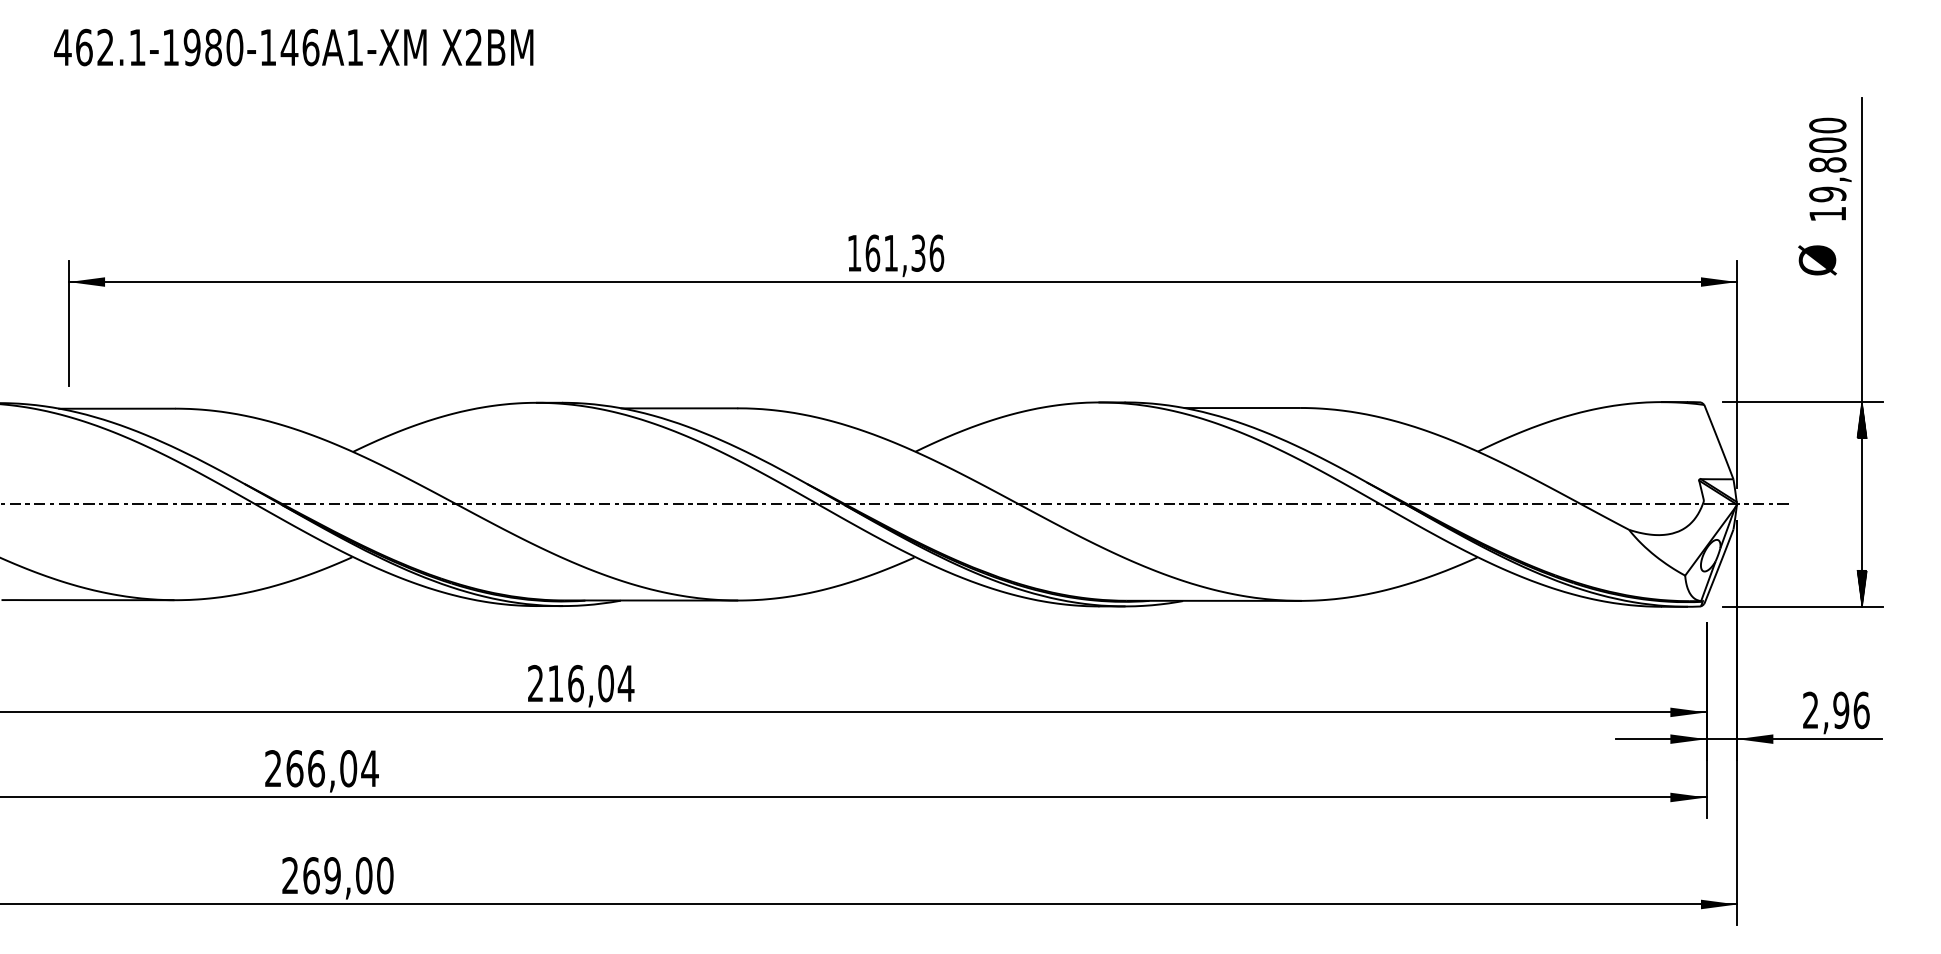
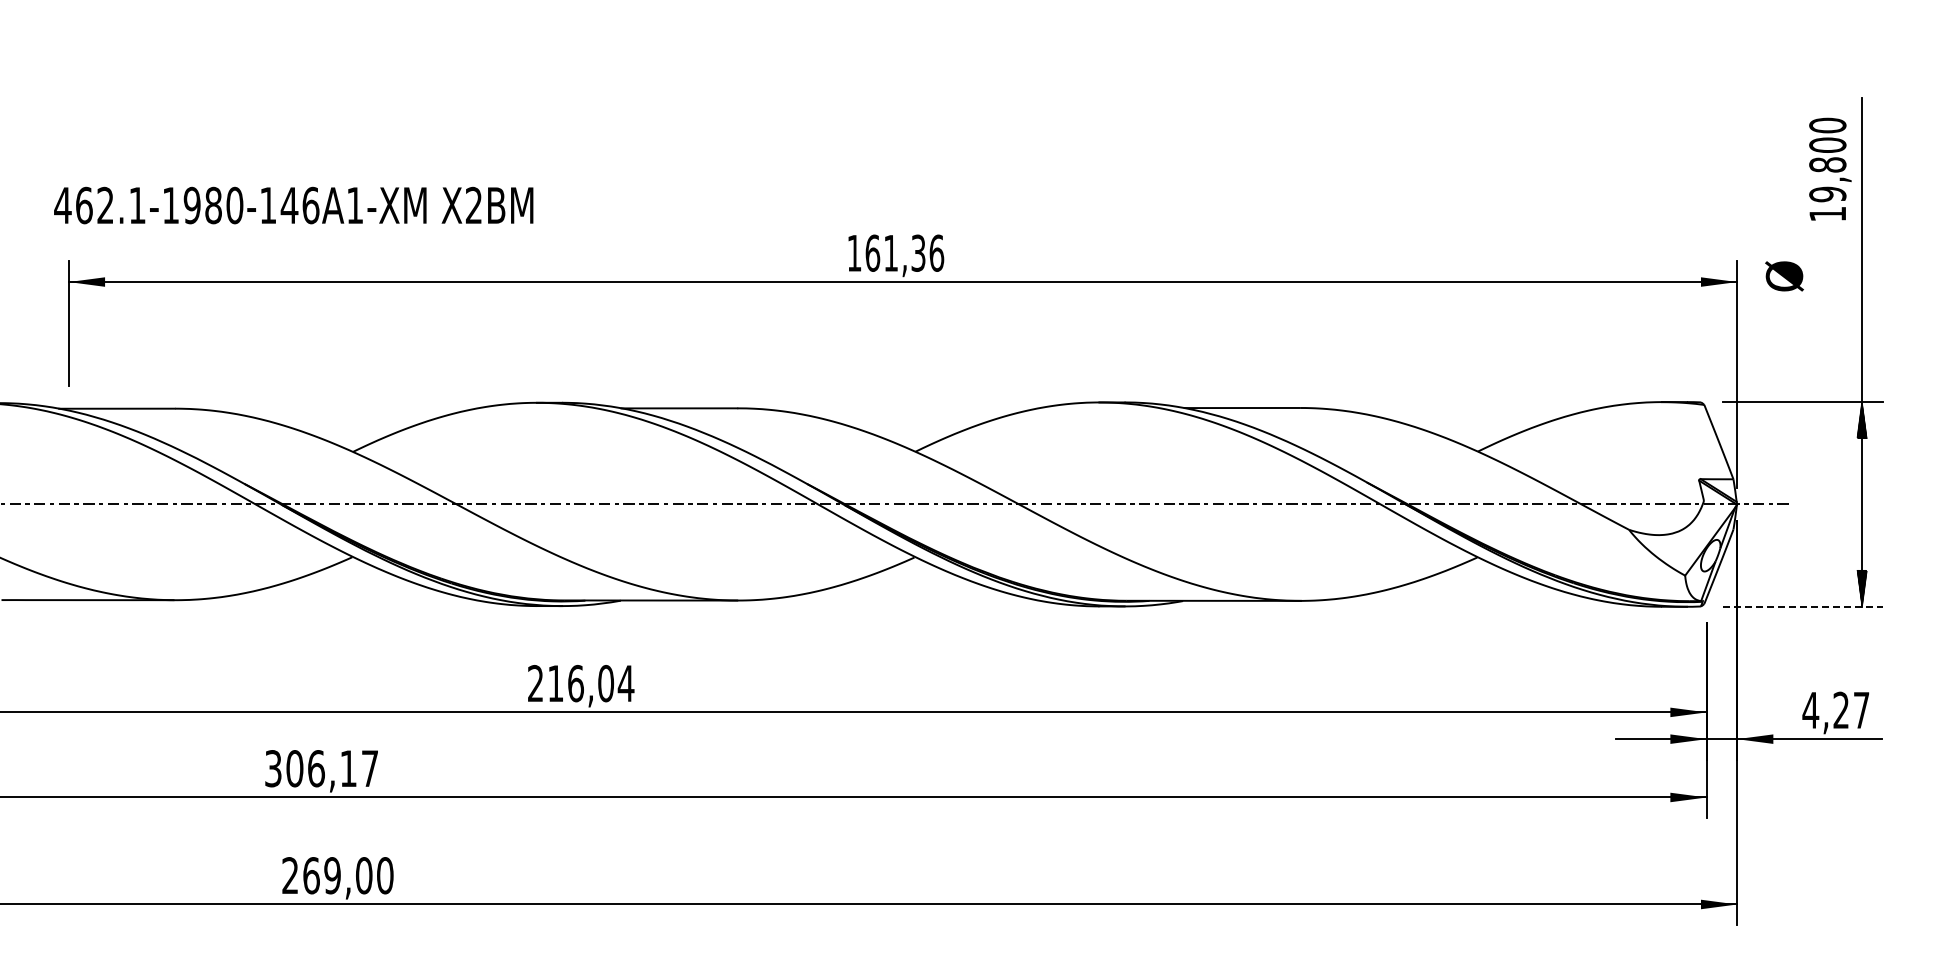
text position: (293, 47) -> (293, 205) (293, 205)
text position: (1817, 260) -> (1784, 276) (1784, 276)
line: solid -> dashed (1802, 606)
text: 2,96 -> 4,27 (1835, 710)
text: 266,04 -> 306,17 (321, 768)
